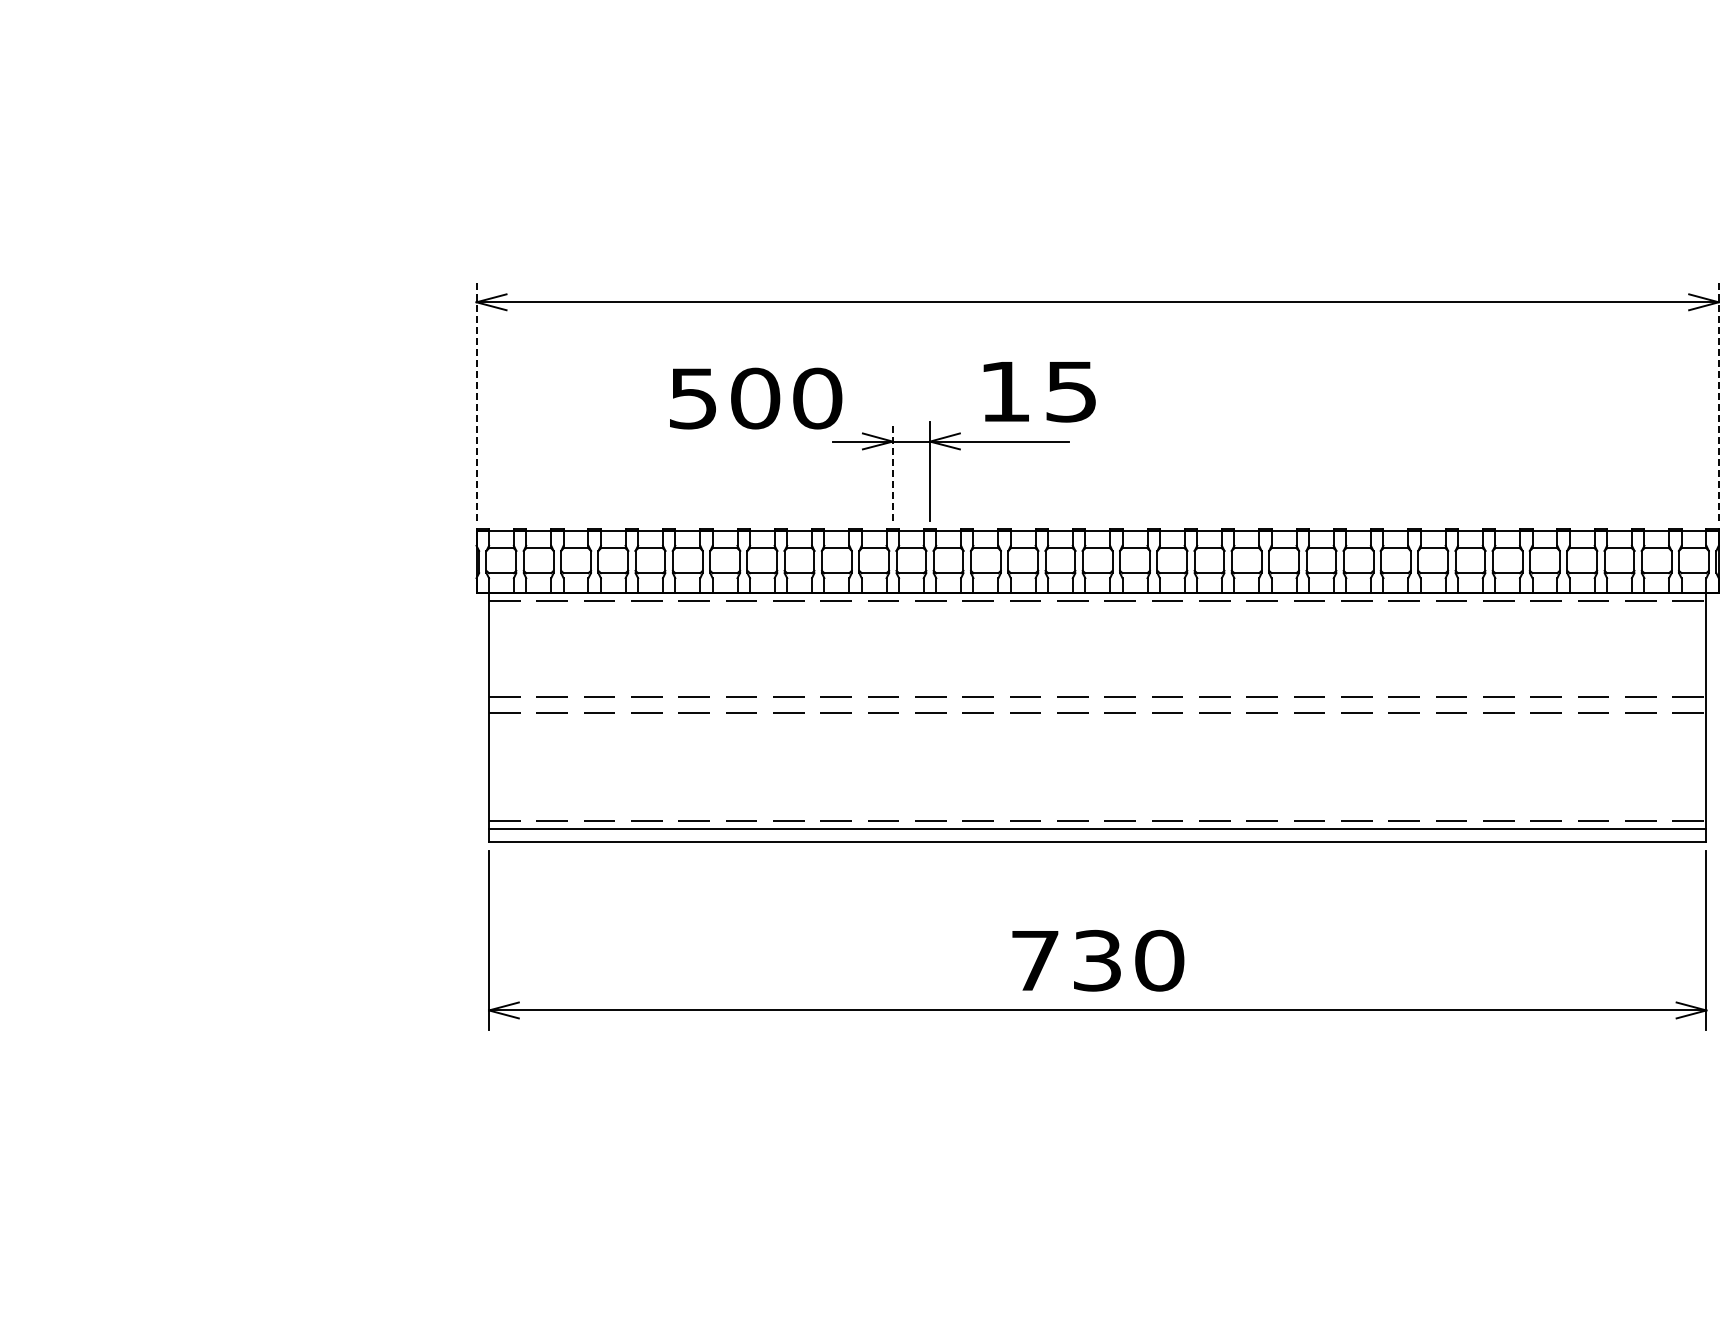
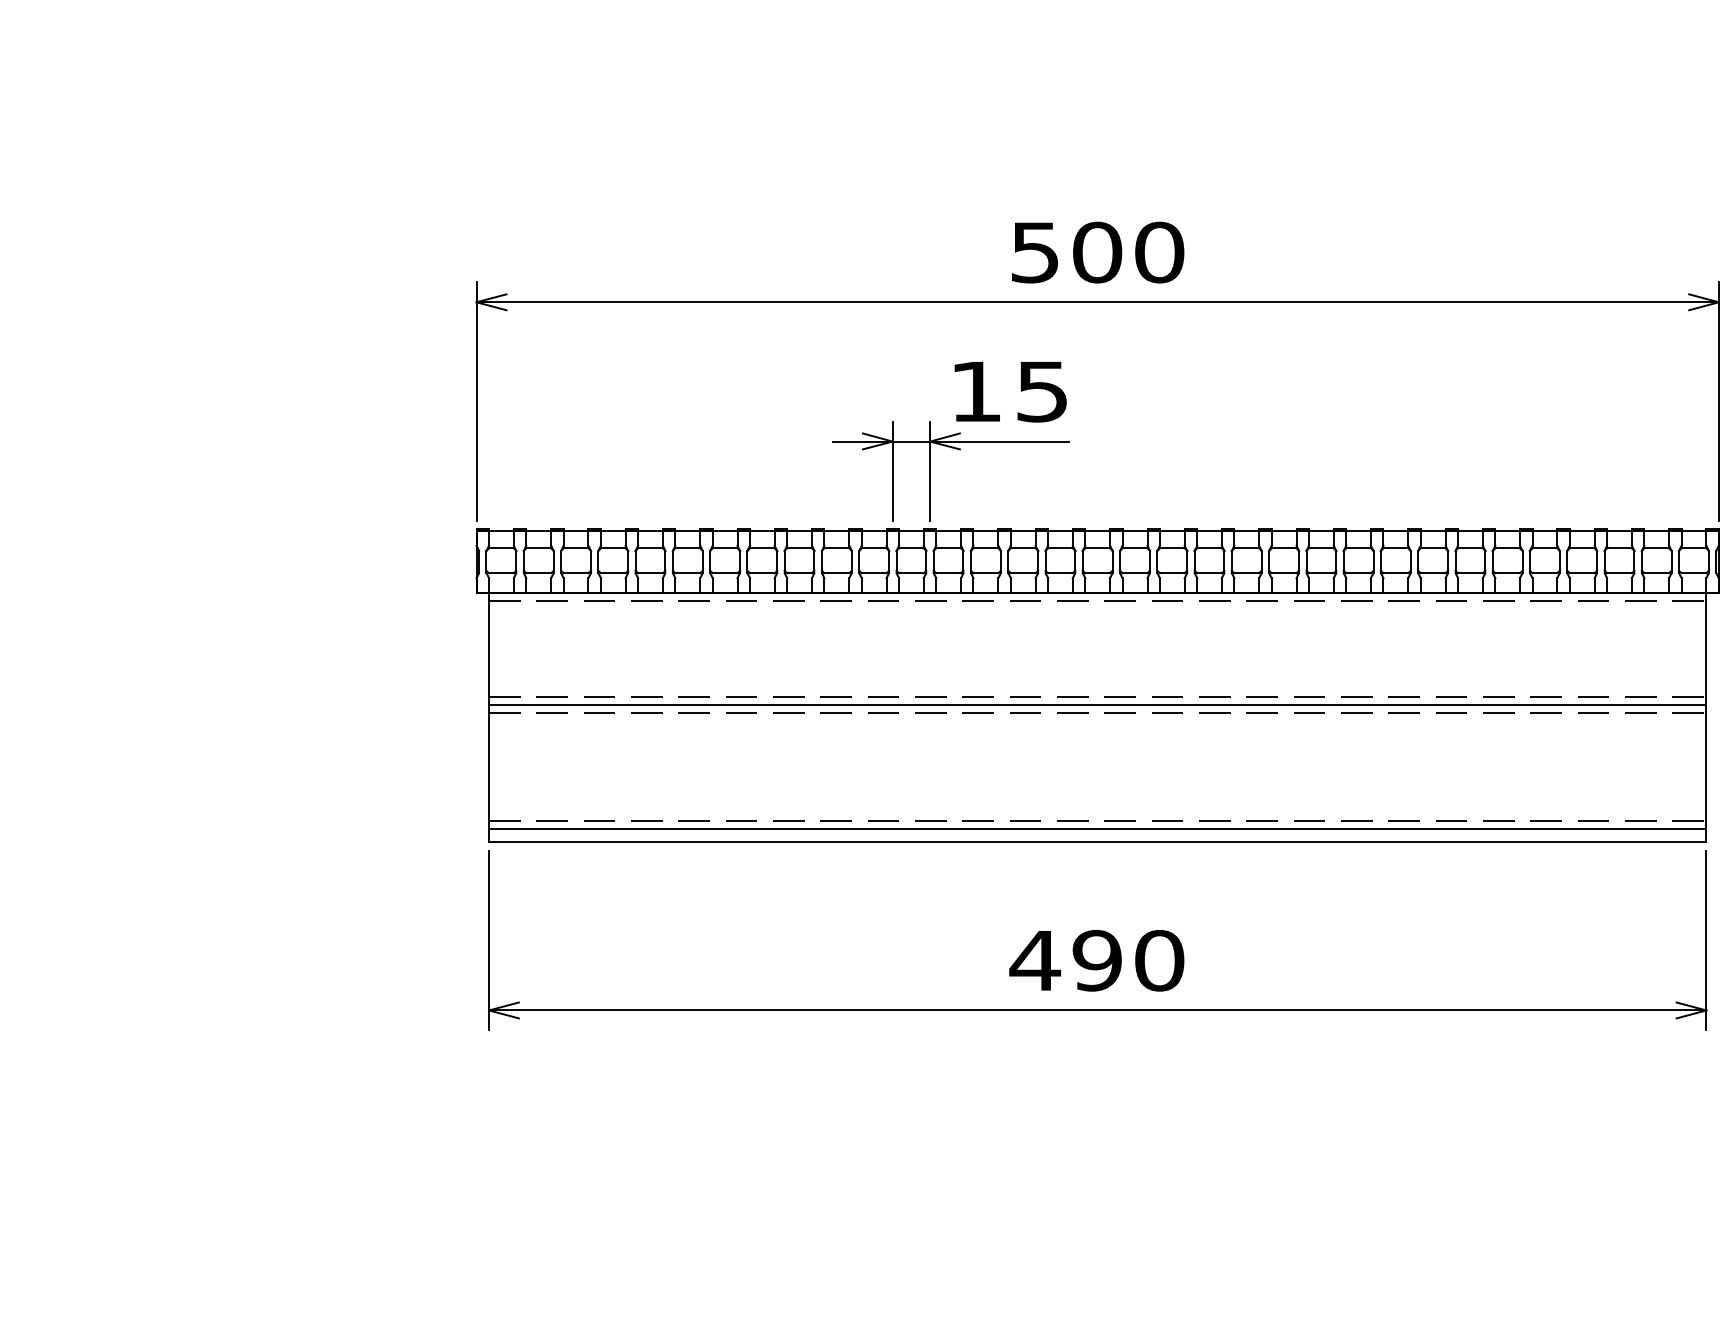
text position: (1039, 392) -> (1010, 392) (1010, 392)
text position: (756, 398) -> (1098, 252) (1098, 252)
line: dashed -> solid (476, 401)
line: dashed -> solid (1718, 401)
line: dashed -> solid (892, 471)
line: none -> present (1097, 704)
text: 730 -> 490 (1065, 960)
